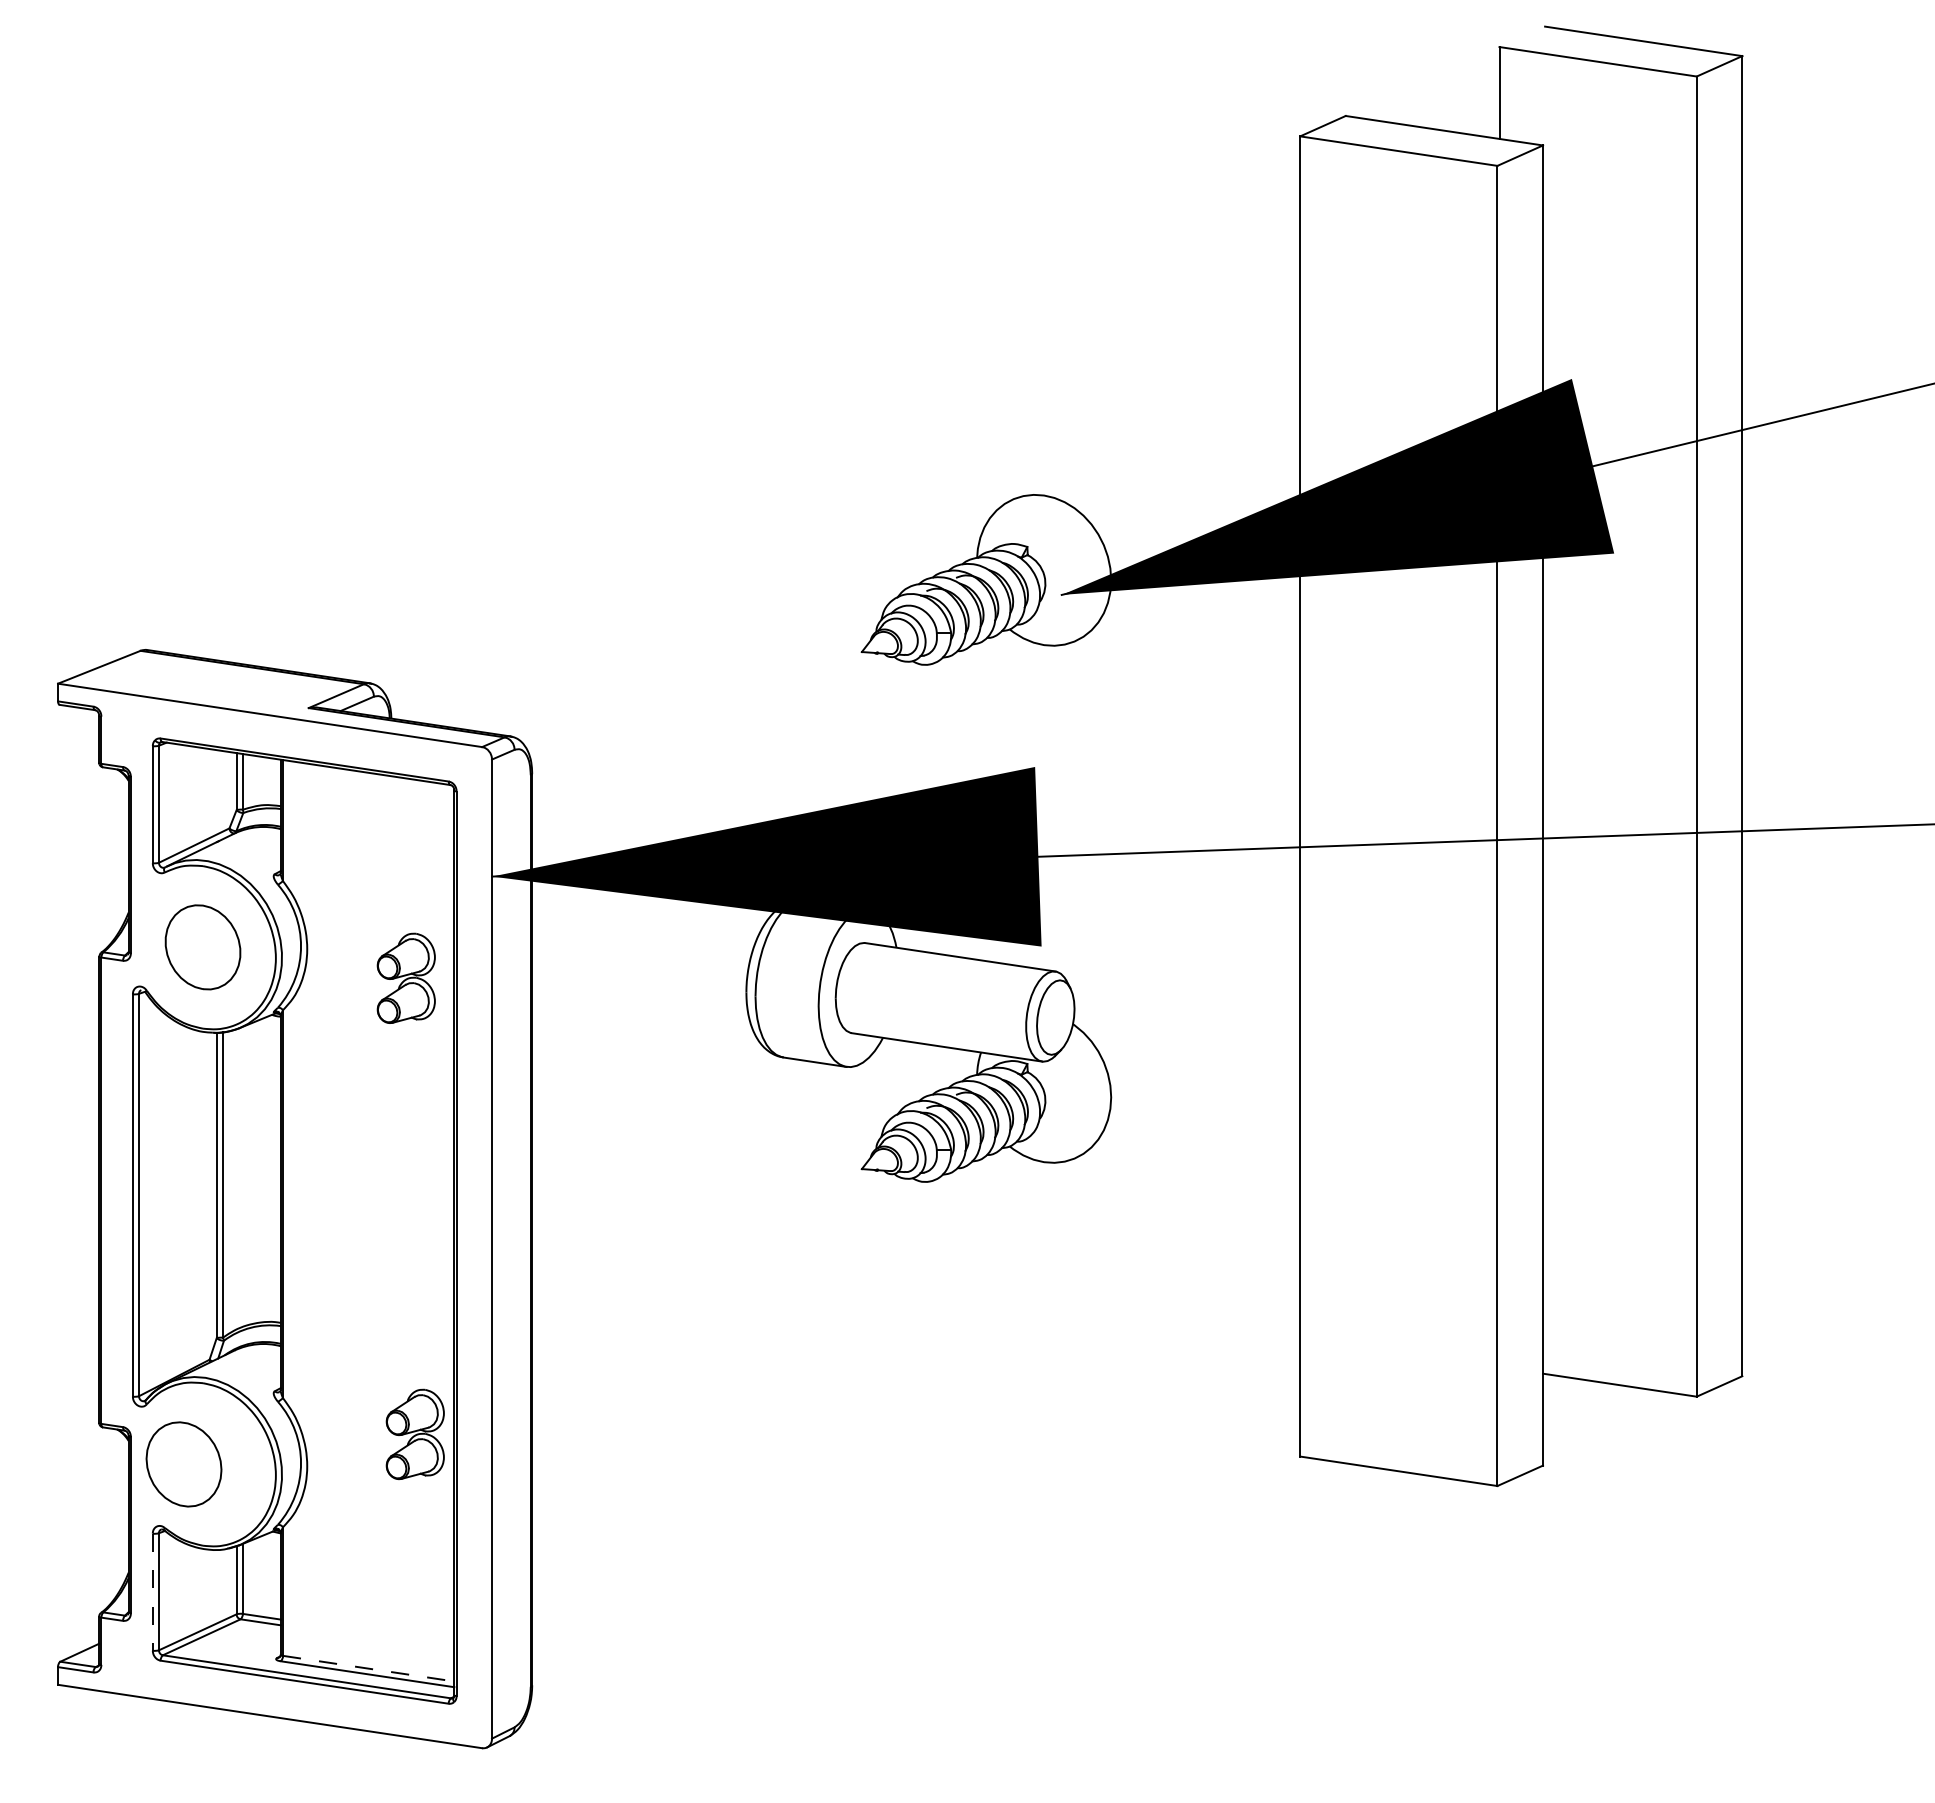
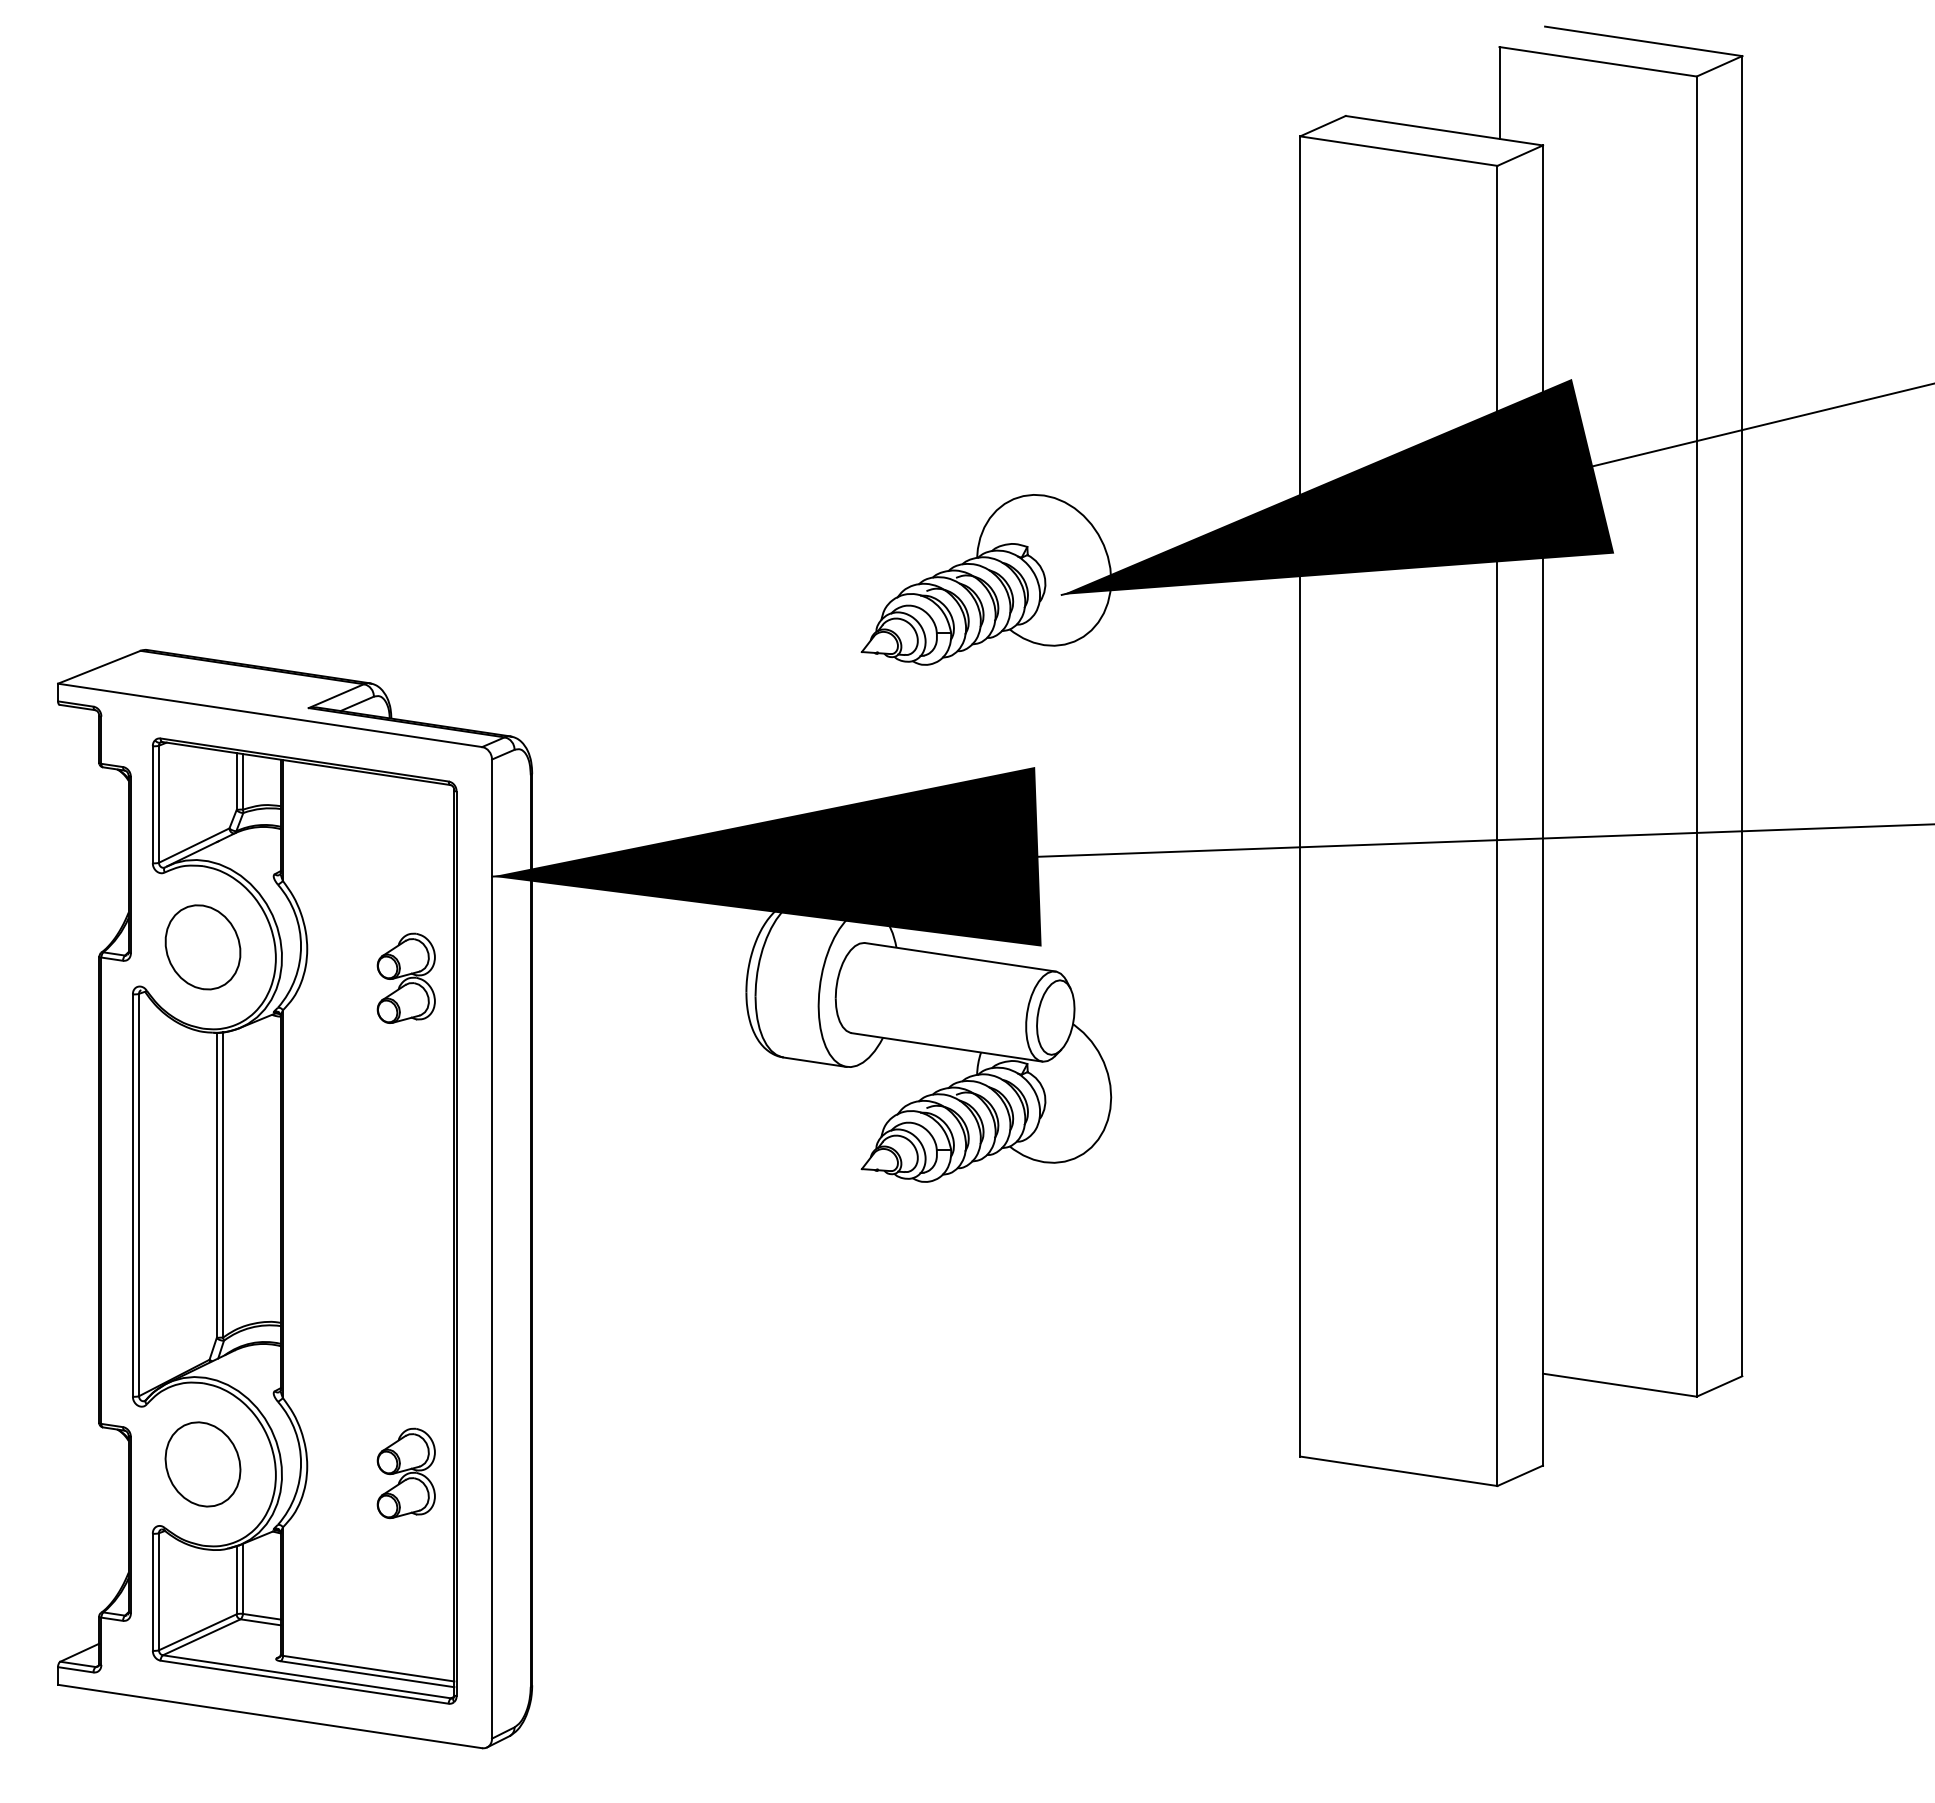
part position: (414, 1434) -> (405, 1473) (405, 1473)
part position: (183, 1464) -> (202, 1464) (202, 1464)
line: dashed -> solid (152, 1592)
line: dashed -> solid (368, 1668)
